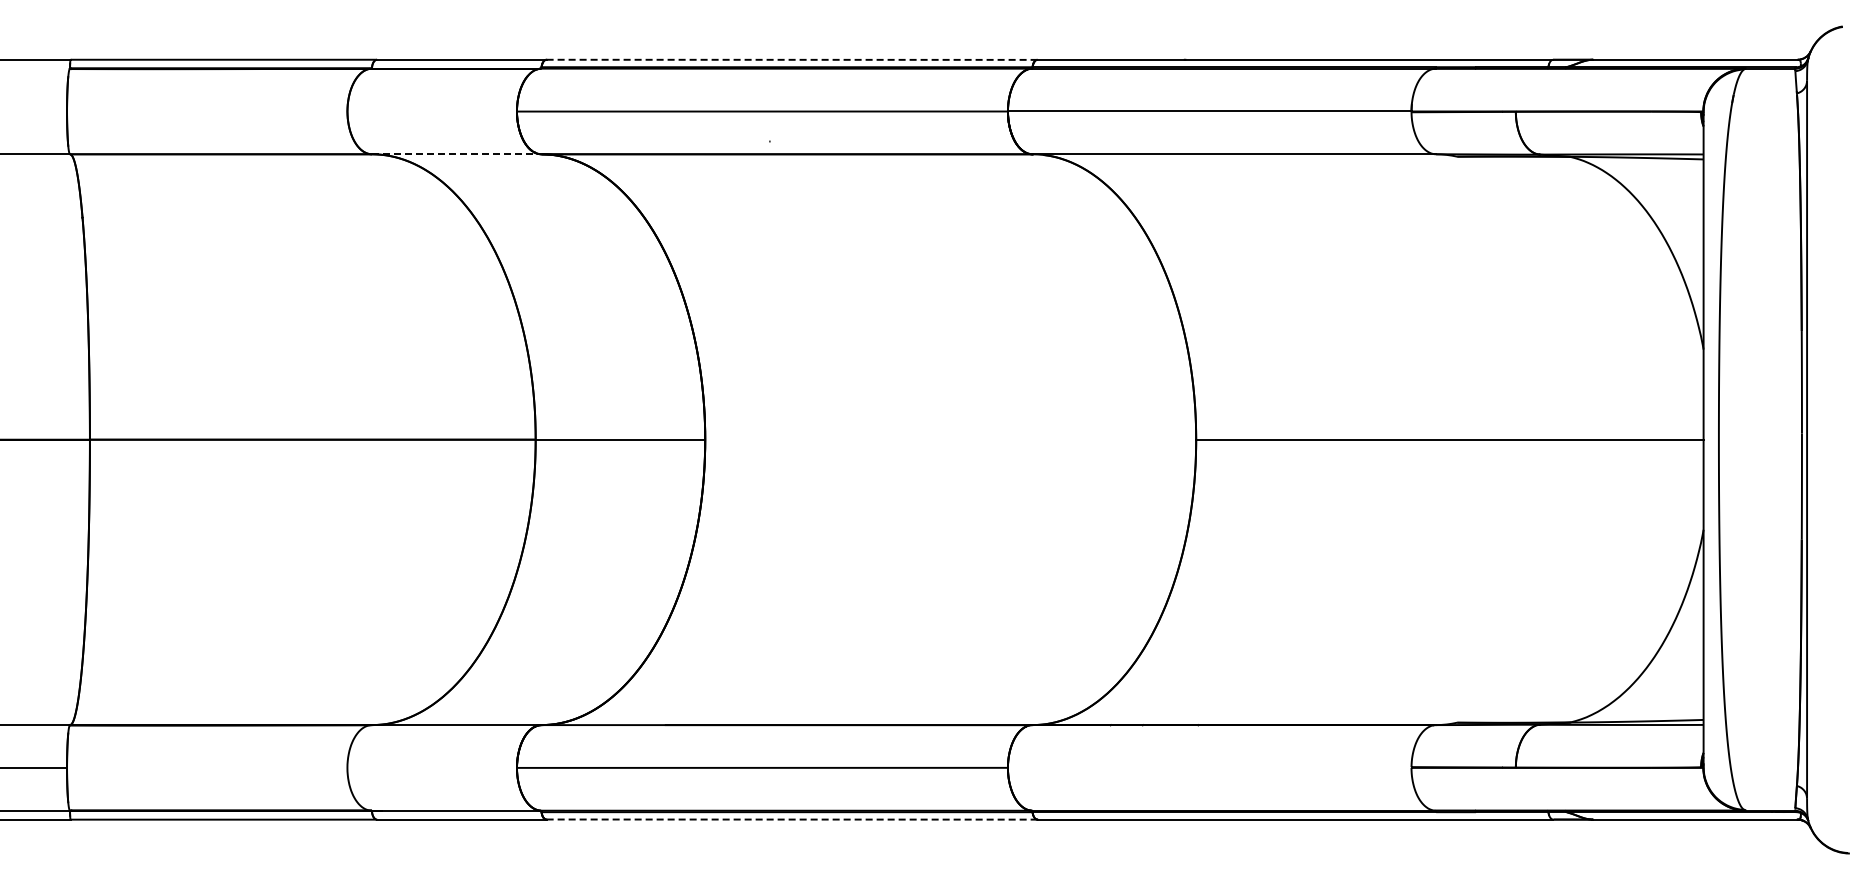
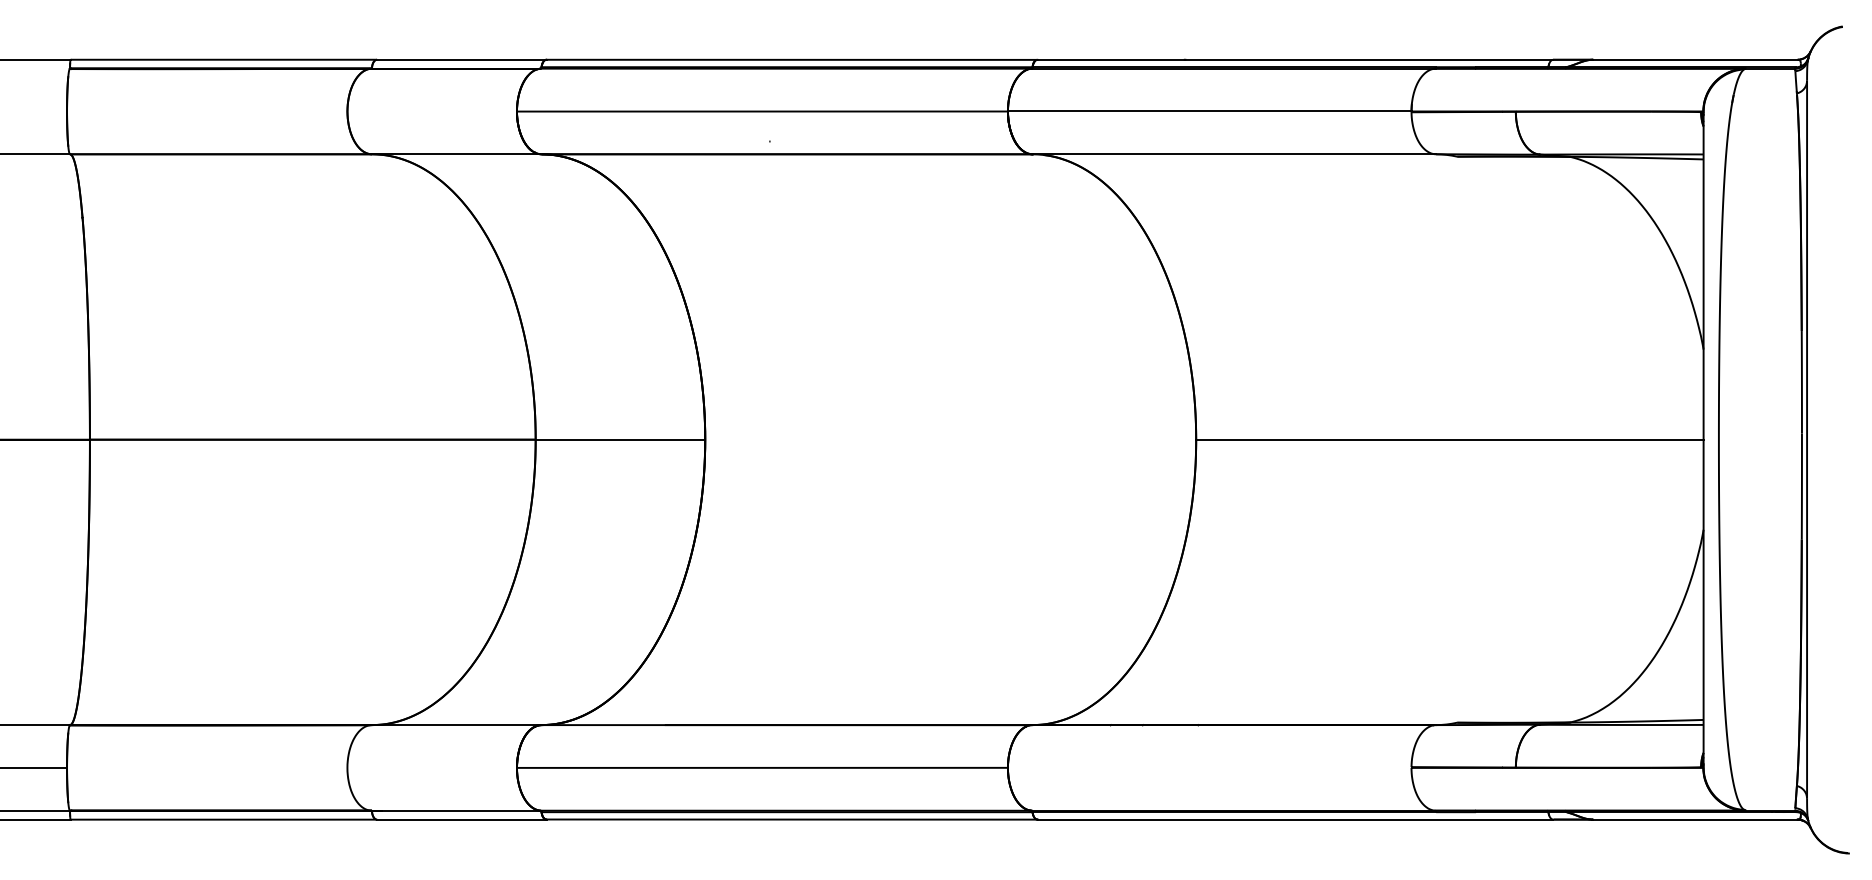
line: dashed -> solid (791, 59)
line: dashed -> solid (456, 154)
line: dashed -> solid (792, 819)
